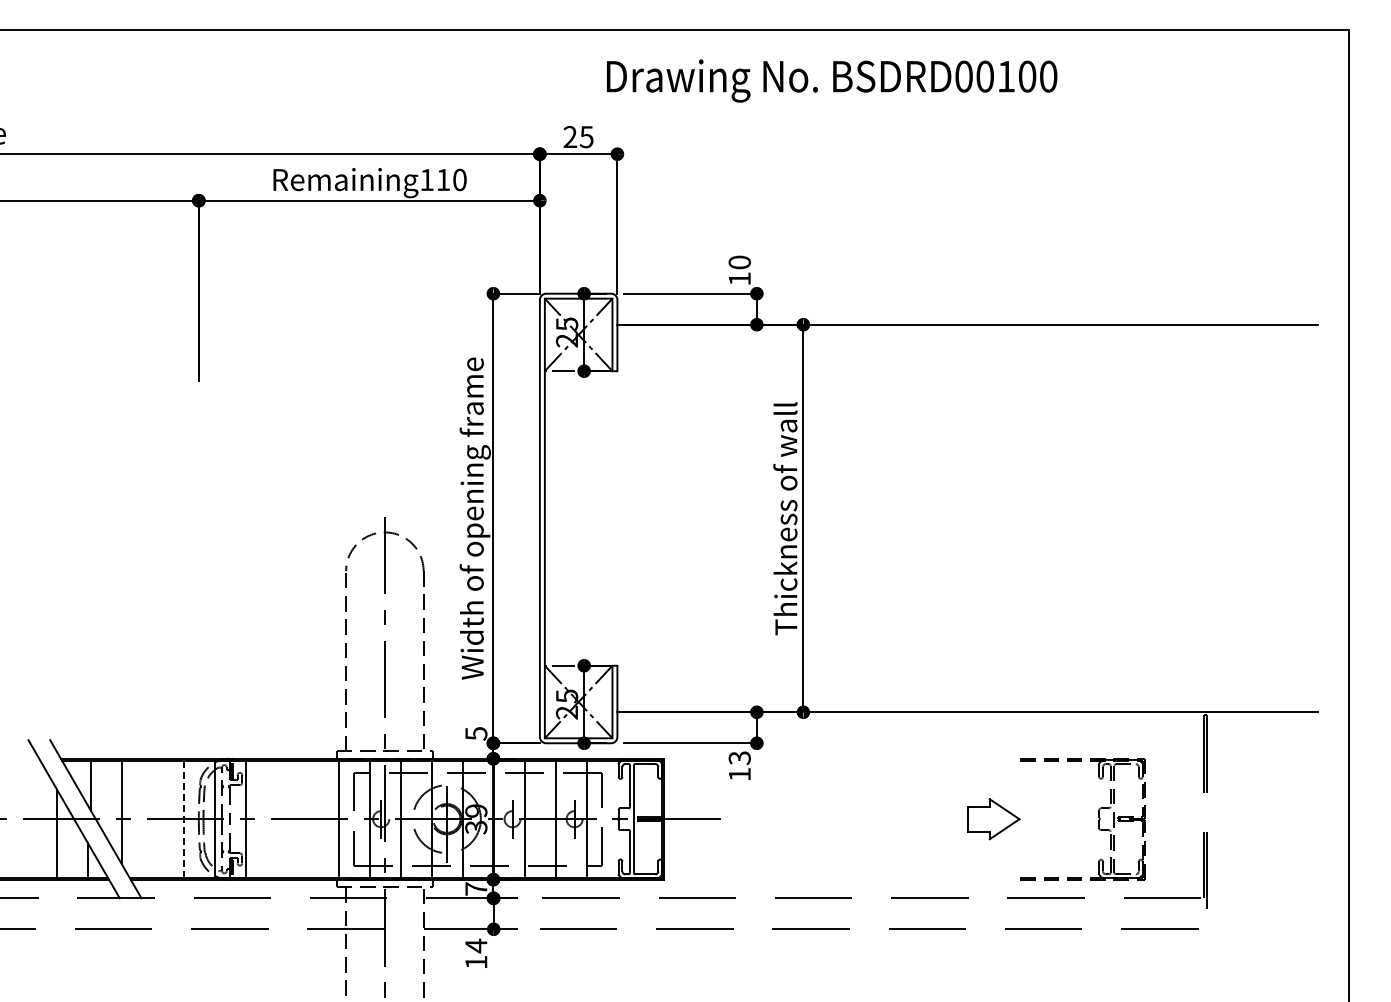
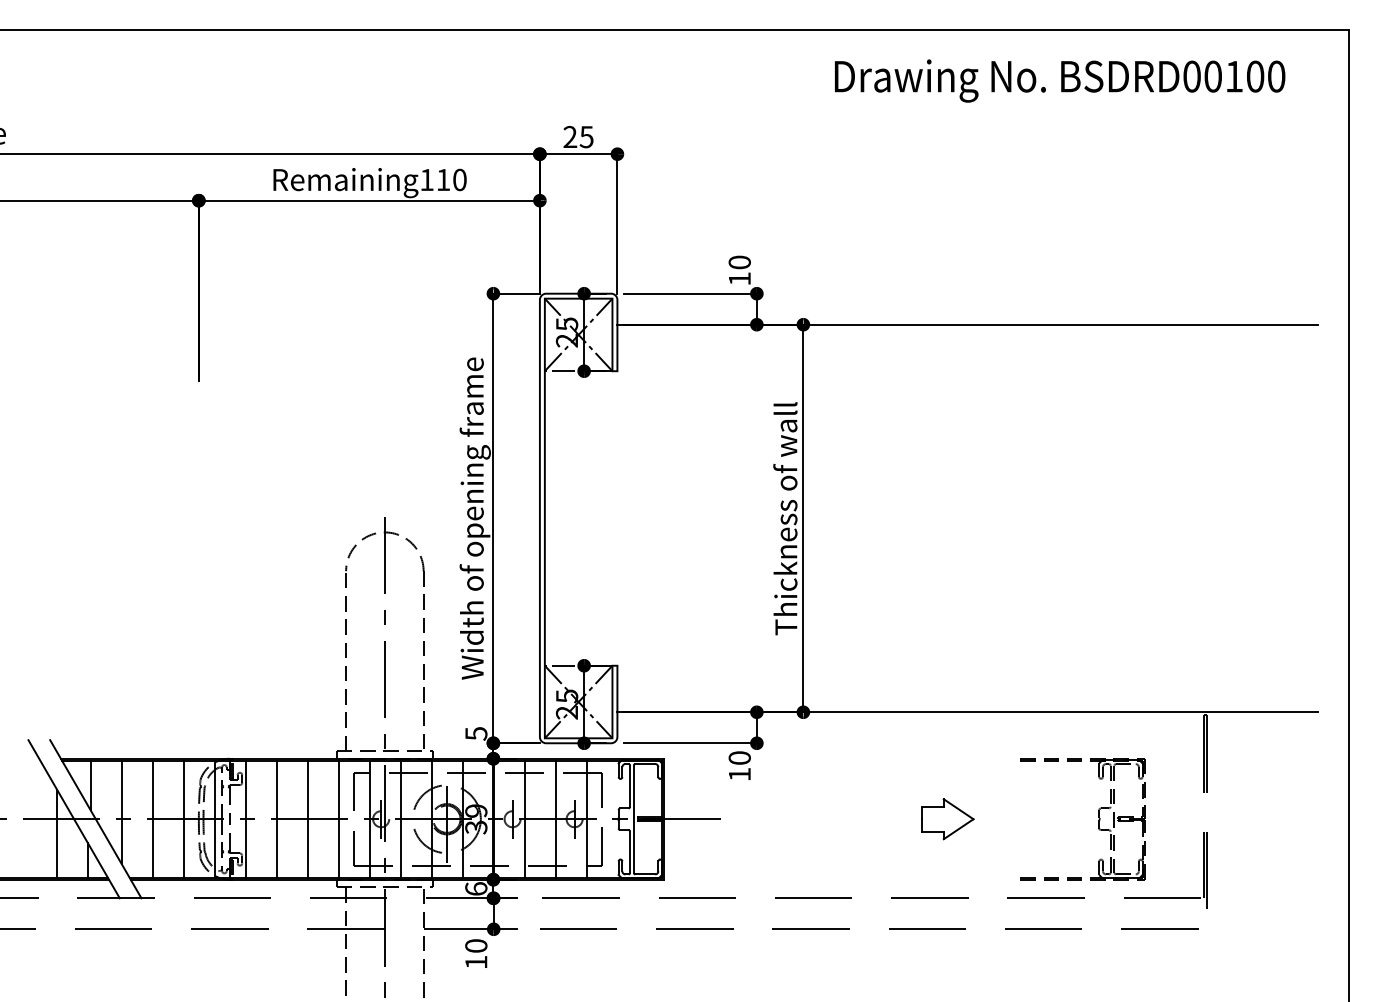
text position: (832, 80) -> (1060, 80) (1060, 80)
text: 13 -> 10 (739, 758)
line: none -> present (152, 818)
line: none -> present (276, 818)
line: none -> present (307, 818)
line: dashed -> solid (183, 819)
part position: (993, 819) -> (947, 819) (947, 819)
text: 7 -> 6 (476, 888)
text: 14 -> 10 (476, 945)
